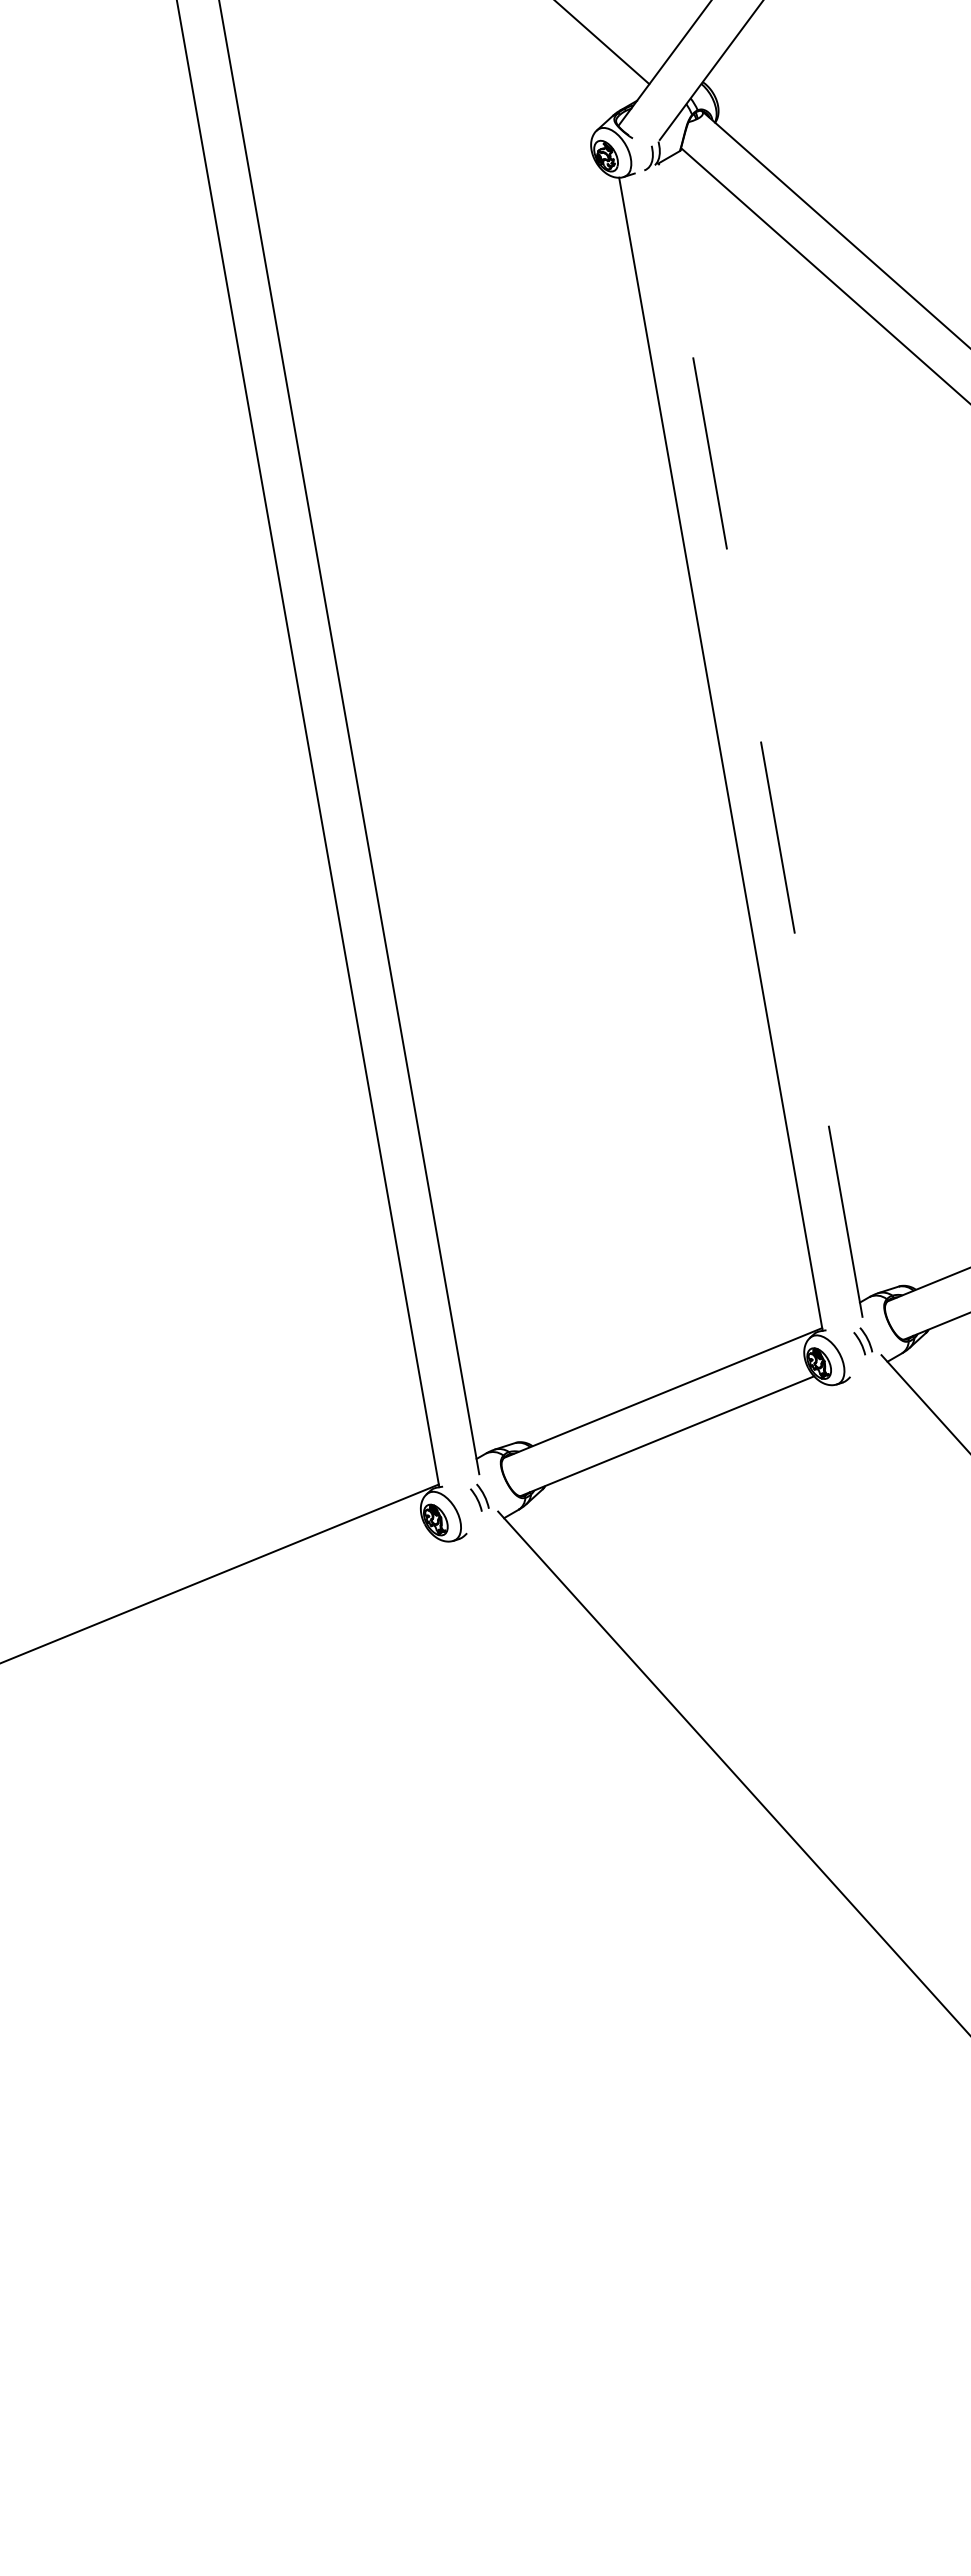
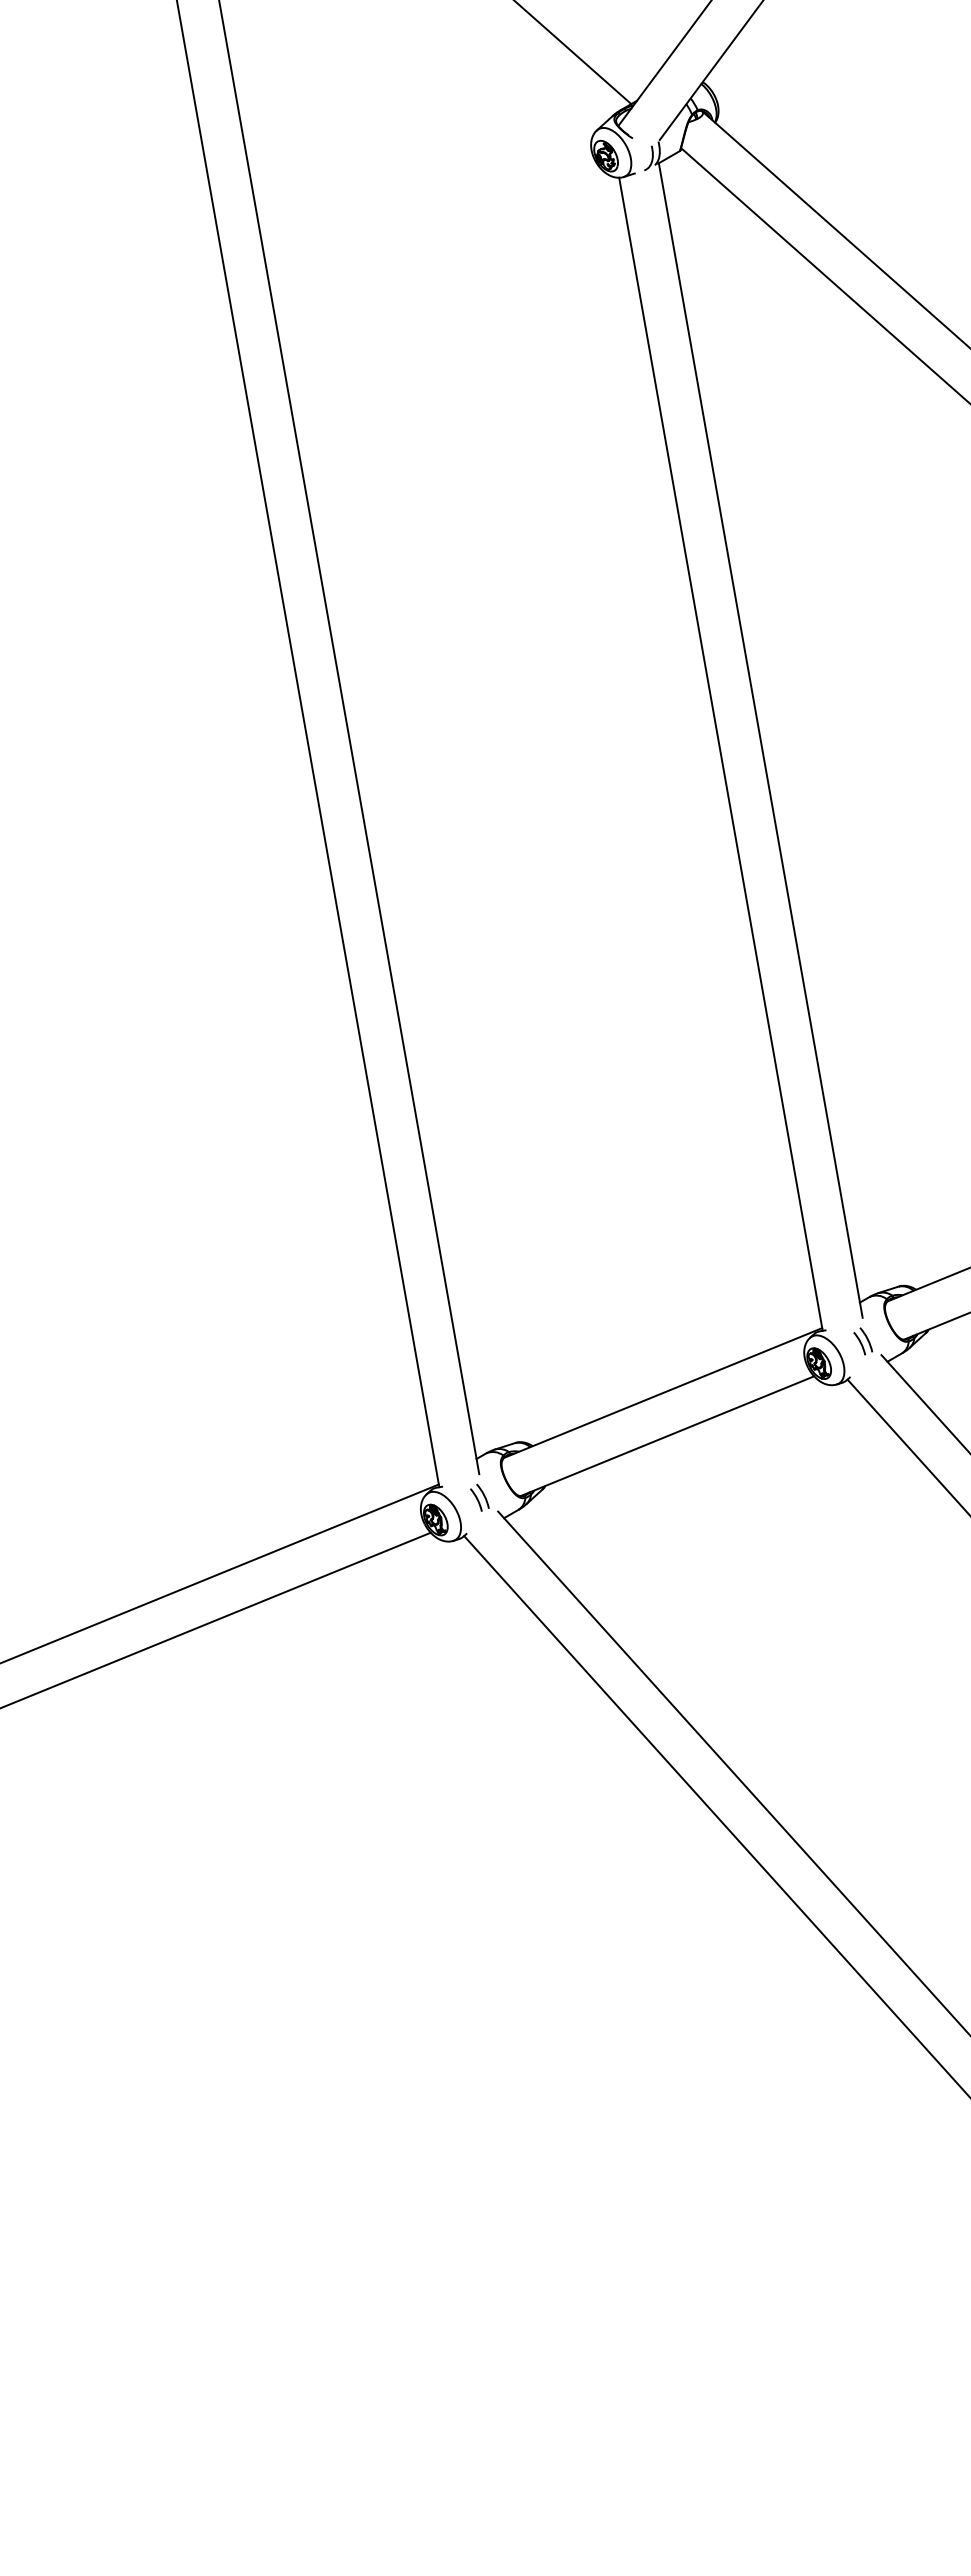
line position: (603, 43) -> (573, 53) (573, 53)
line: dashed -> solid (760, 740)
line: none -> present (907, 1445)
line: none -> present (216, 1619)
line: none -> present (715, 1815)
